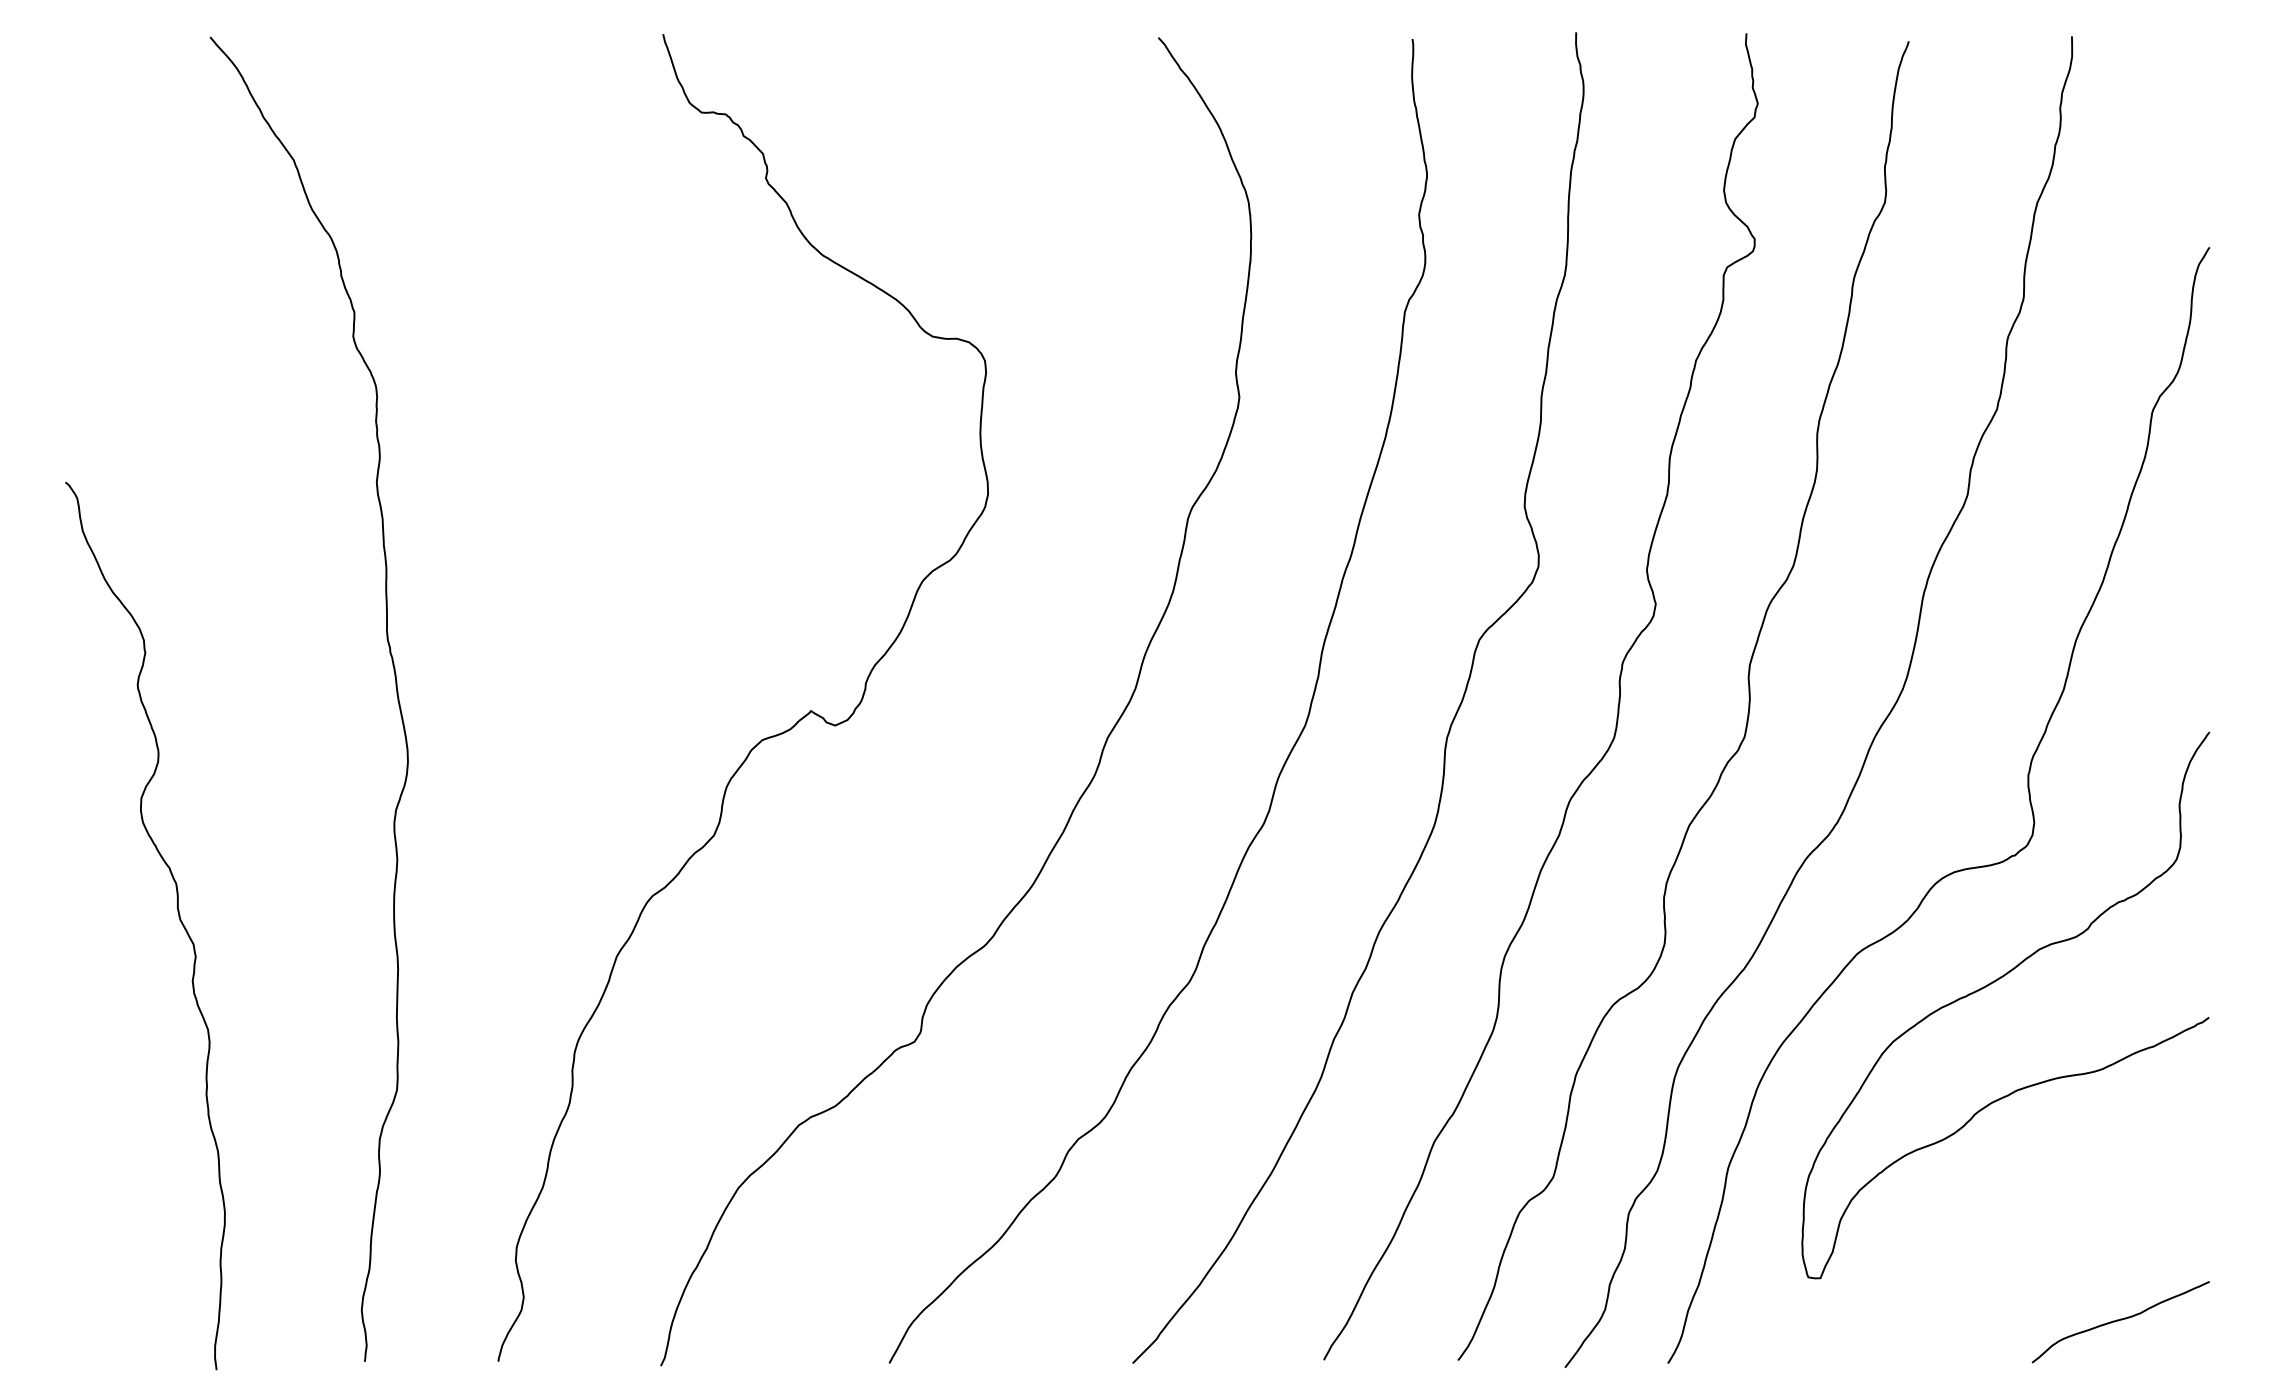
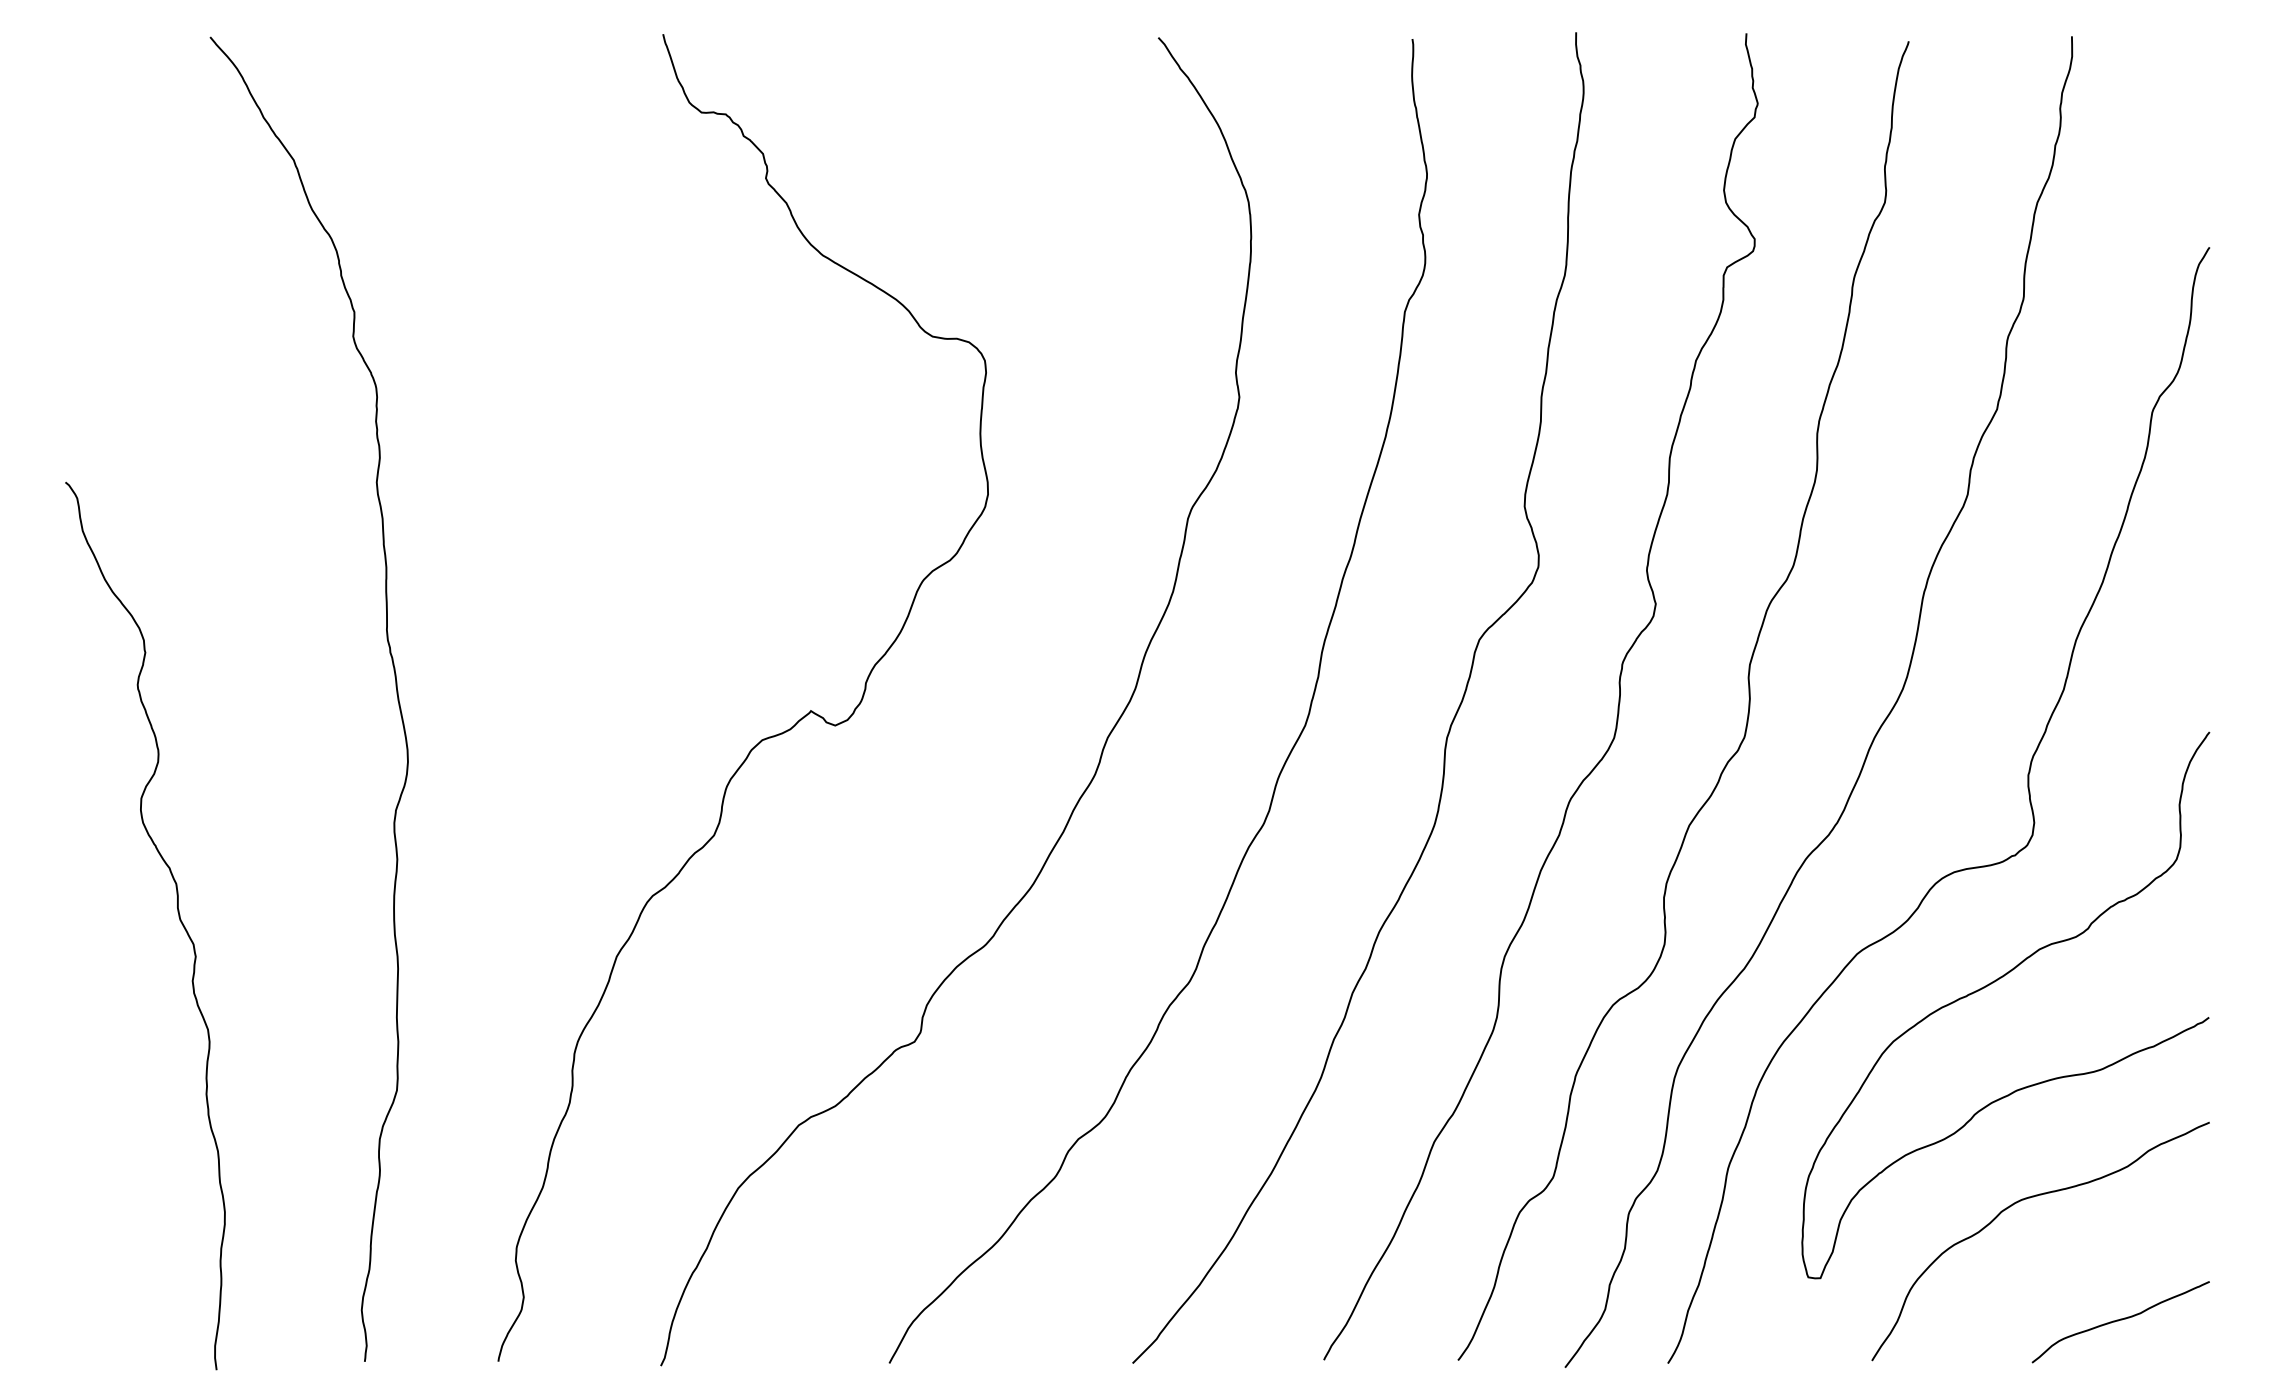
curve: none -> present (2030, 1198)
